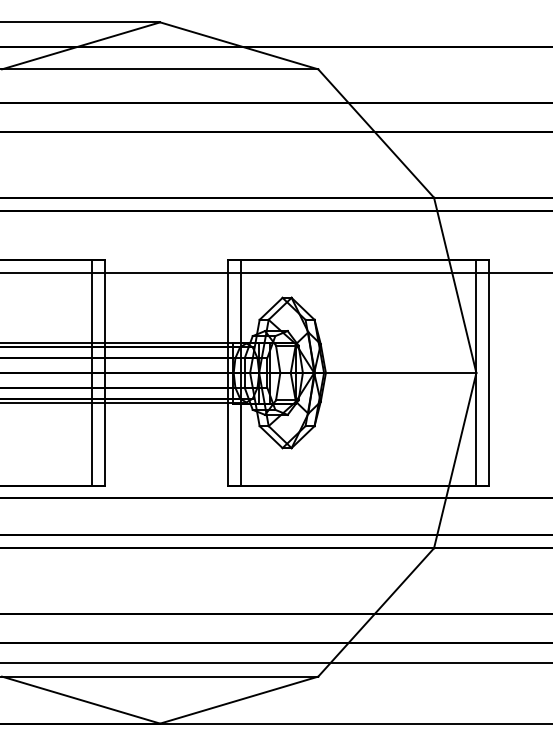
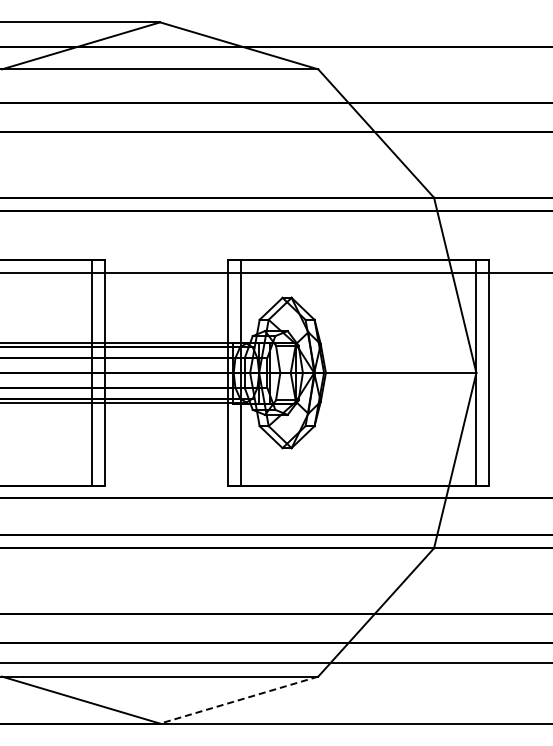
line: solid -> dashed (238, 700)
